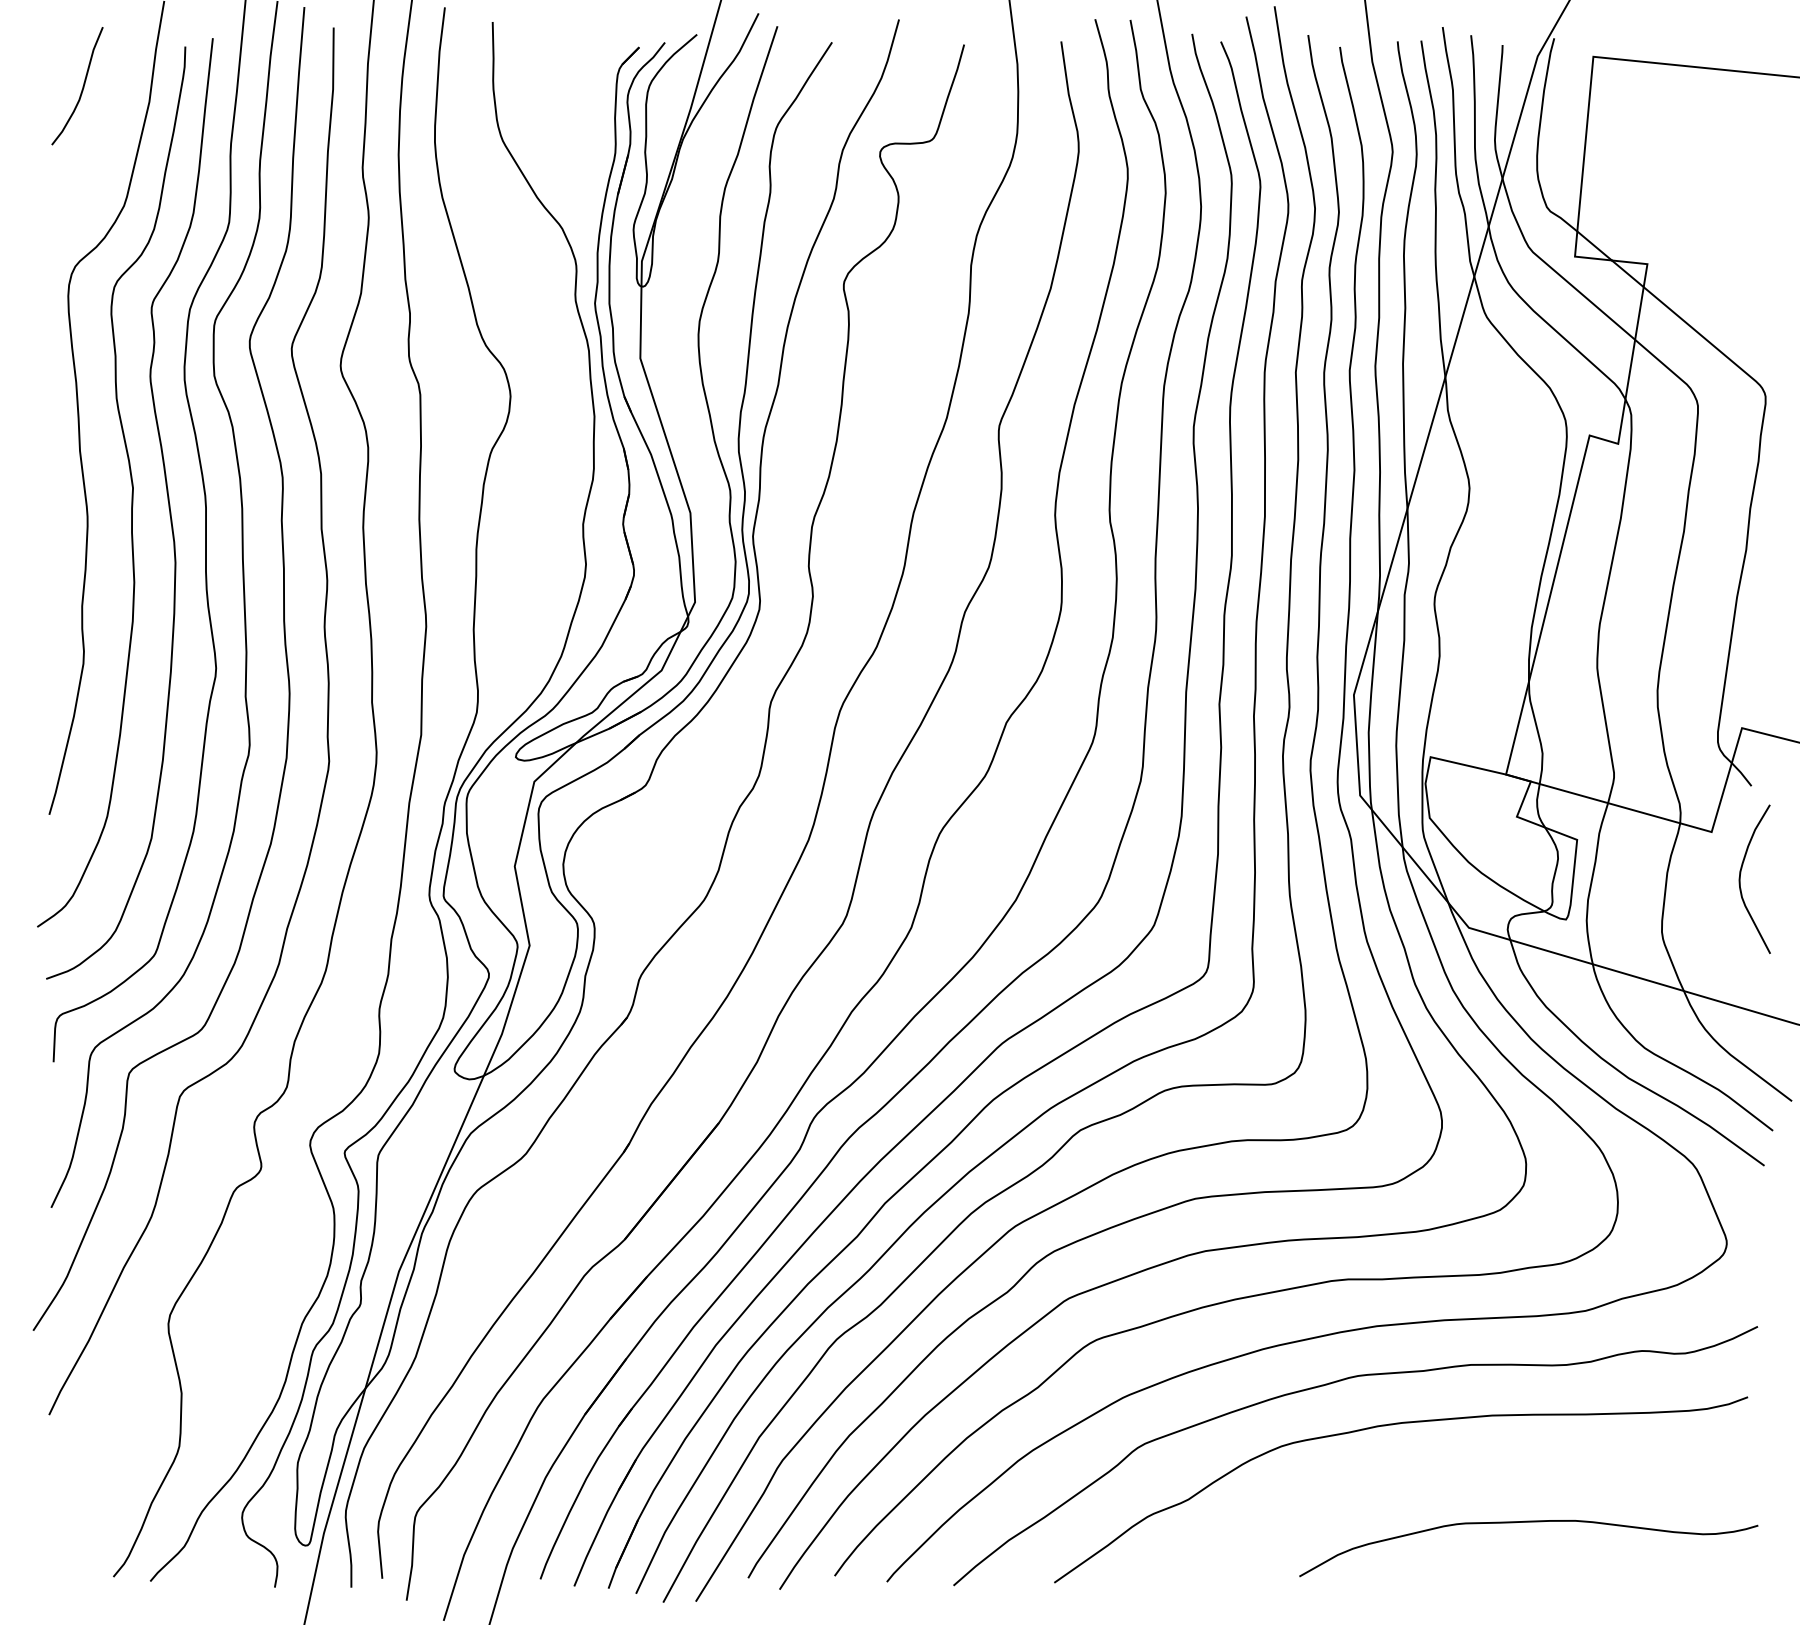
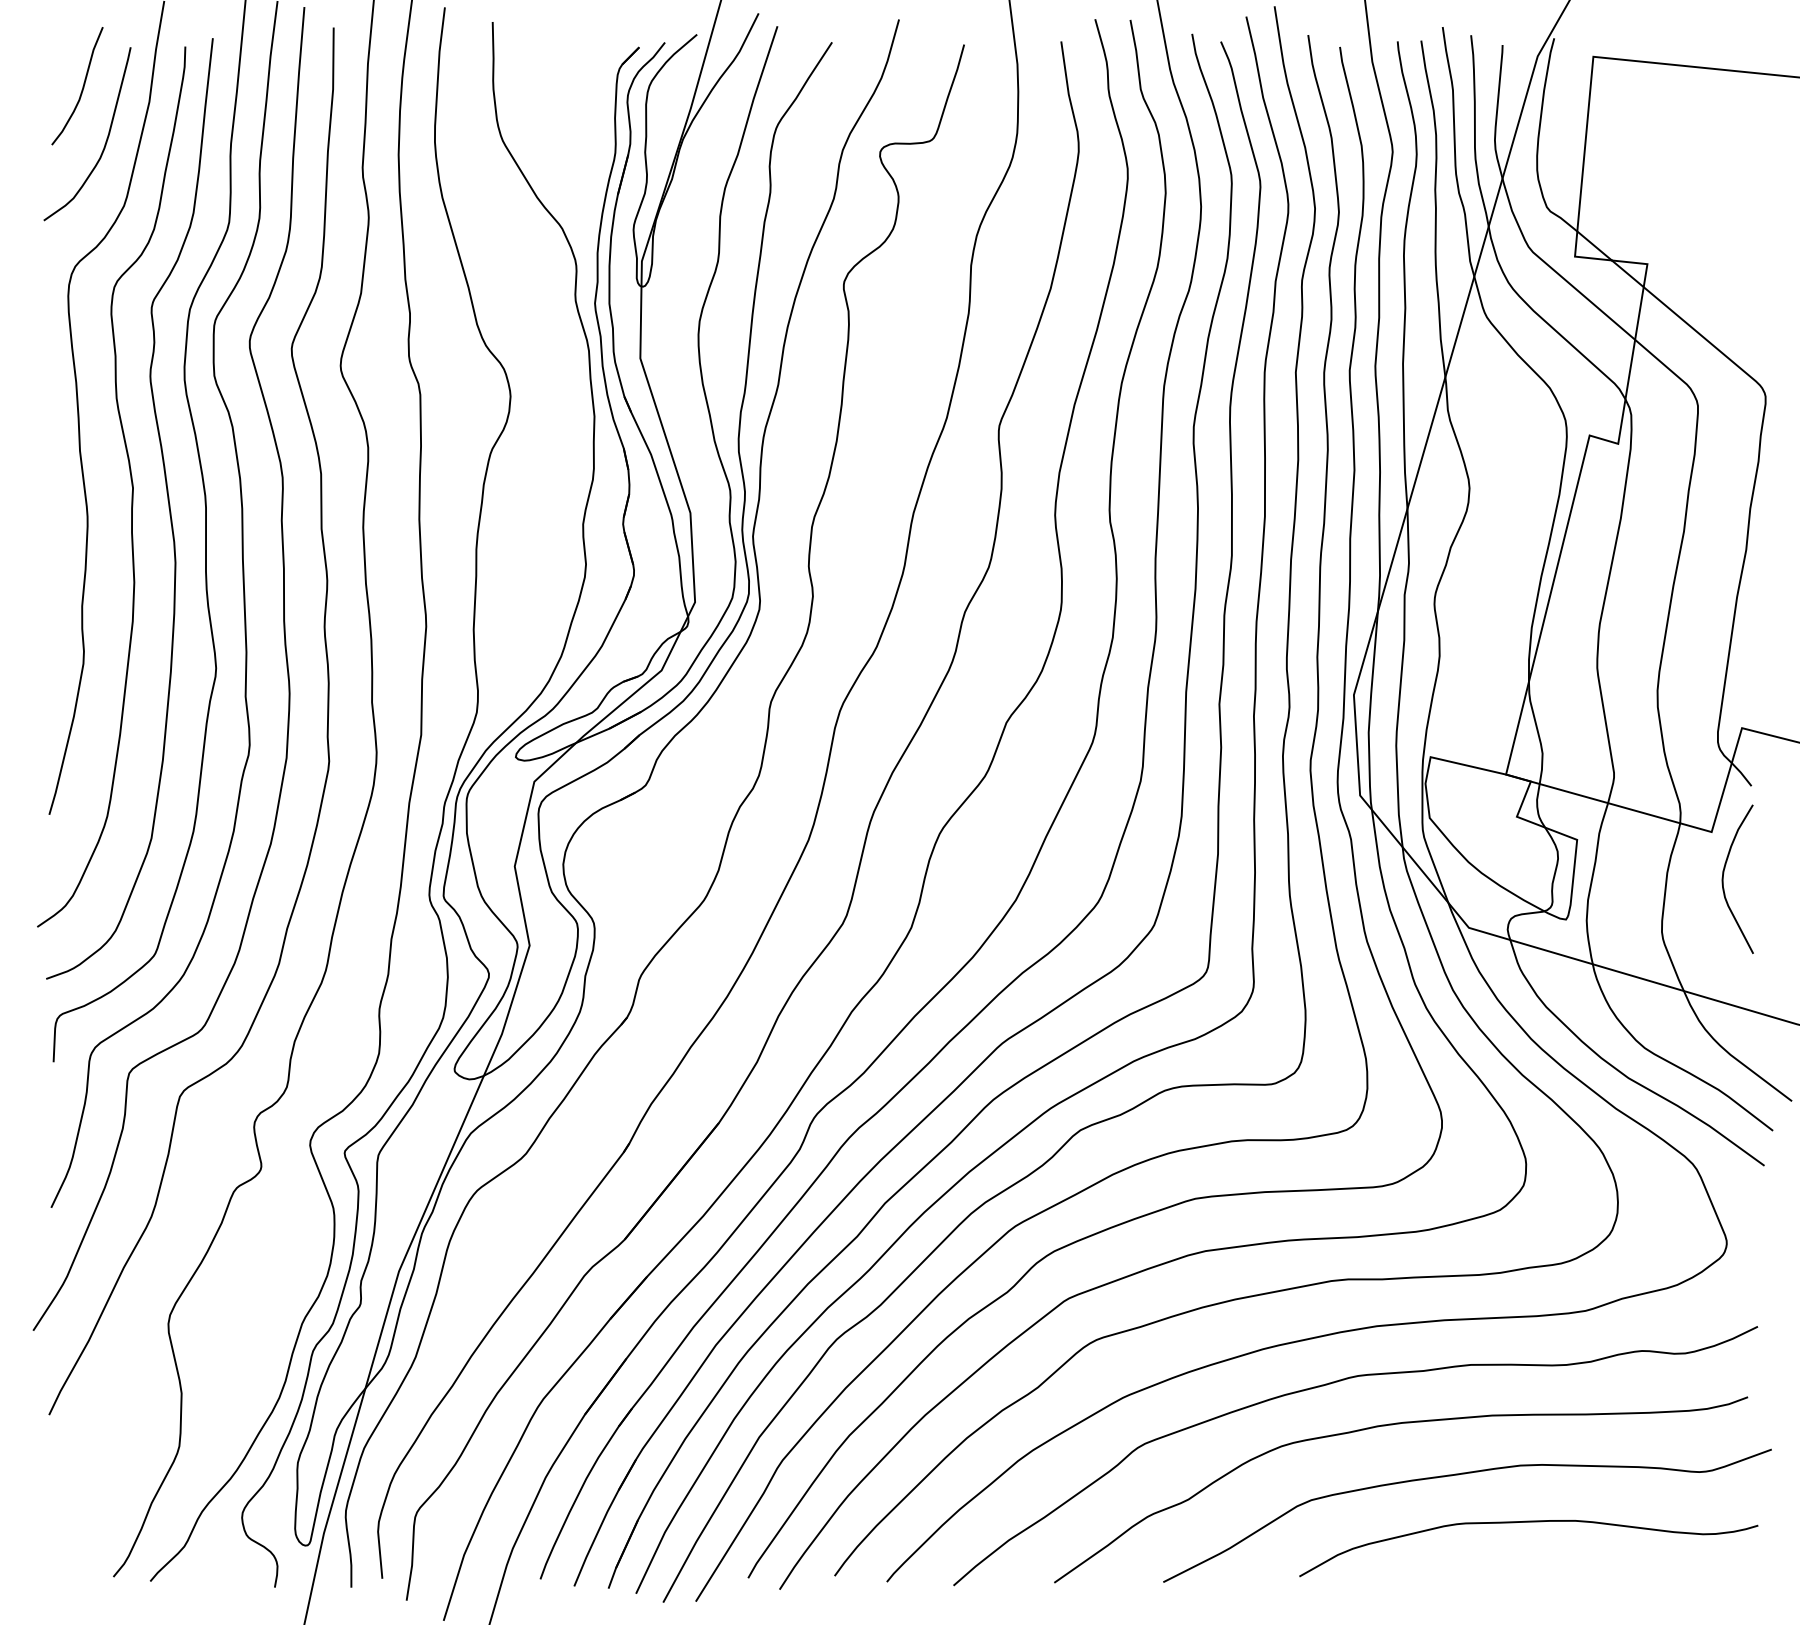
curve: none -> present (105, 141)
curve position: (1741, 873) -> (1724, 873) (1724, 873)
curve: none -> present (1458, 1475)
